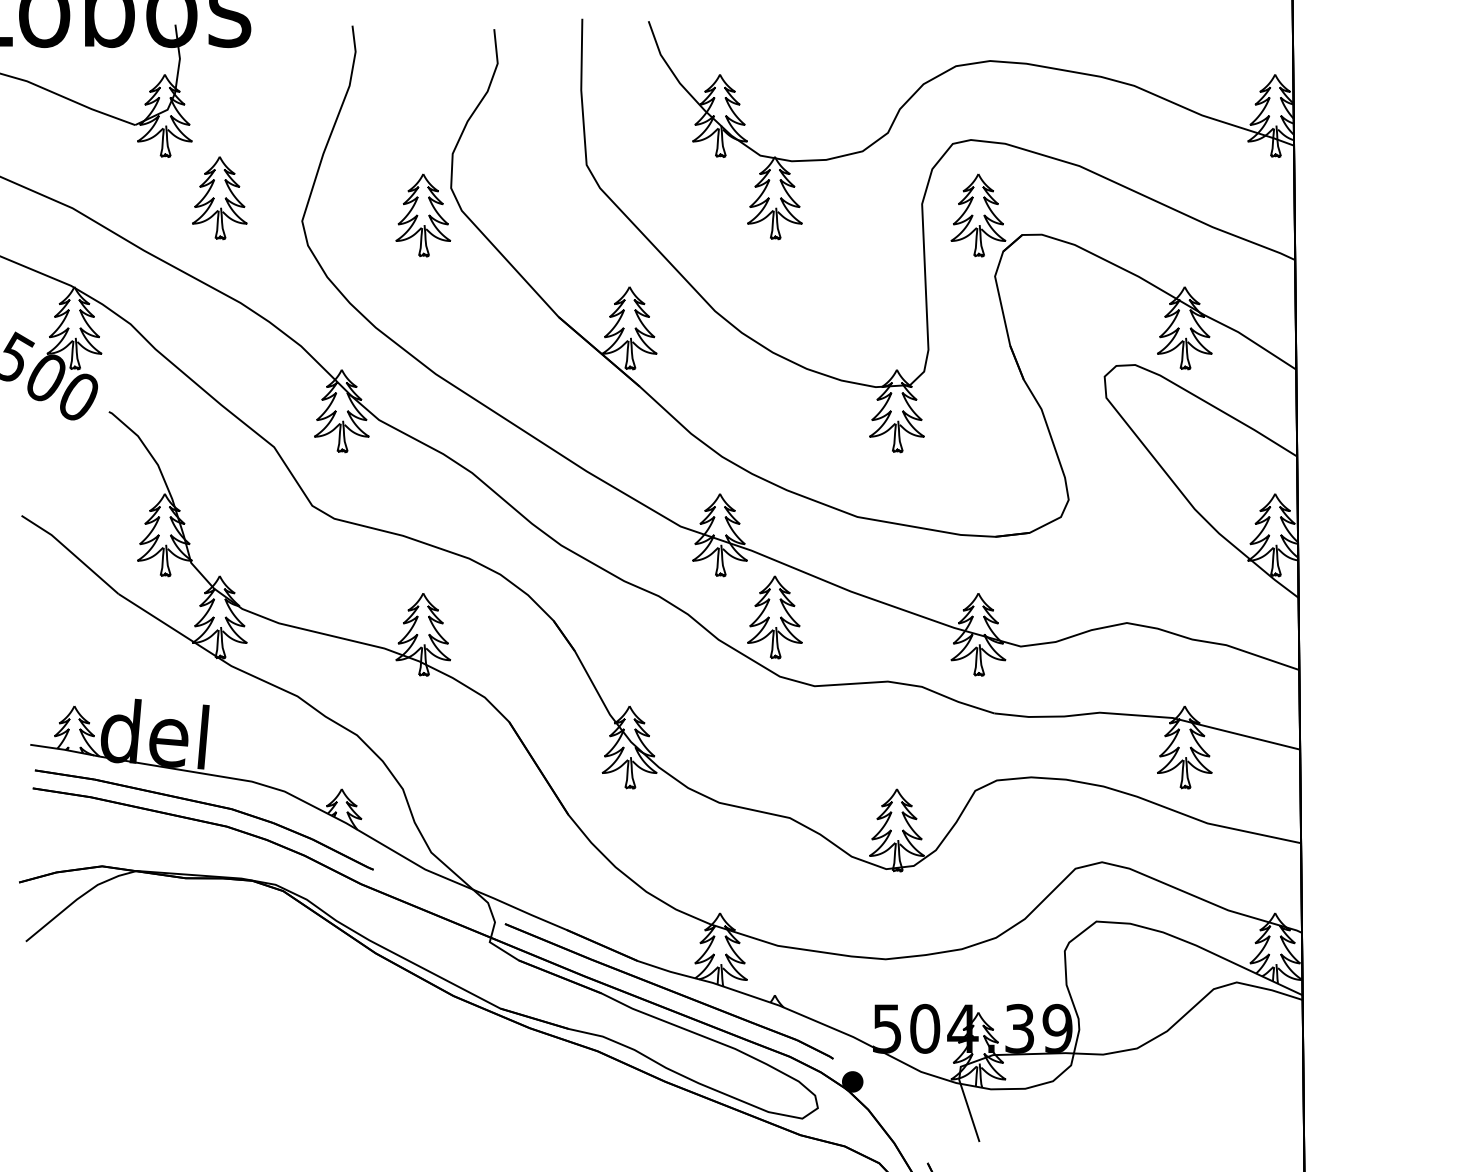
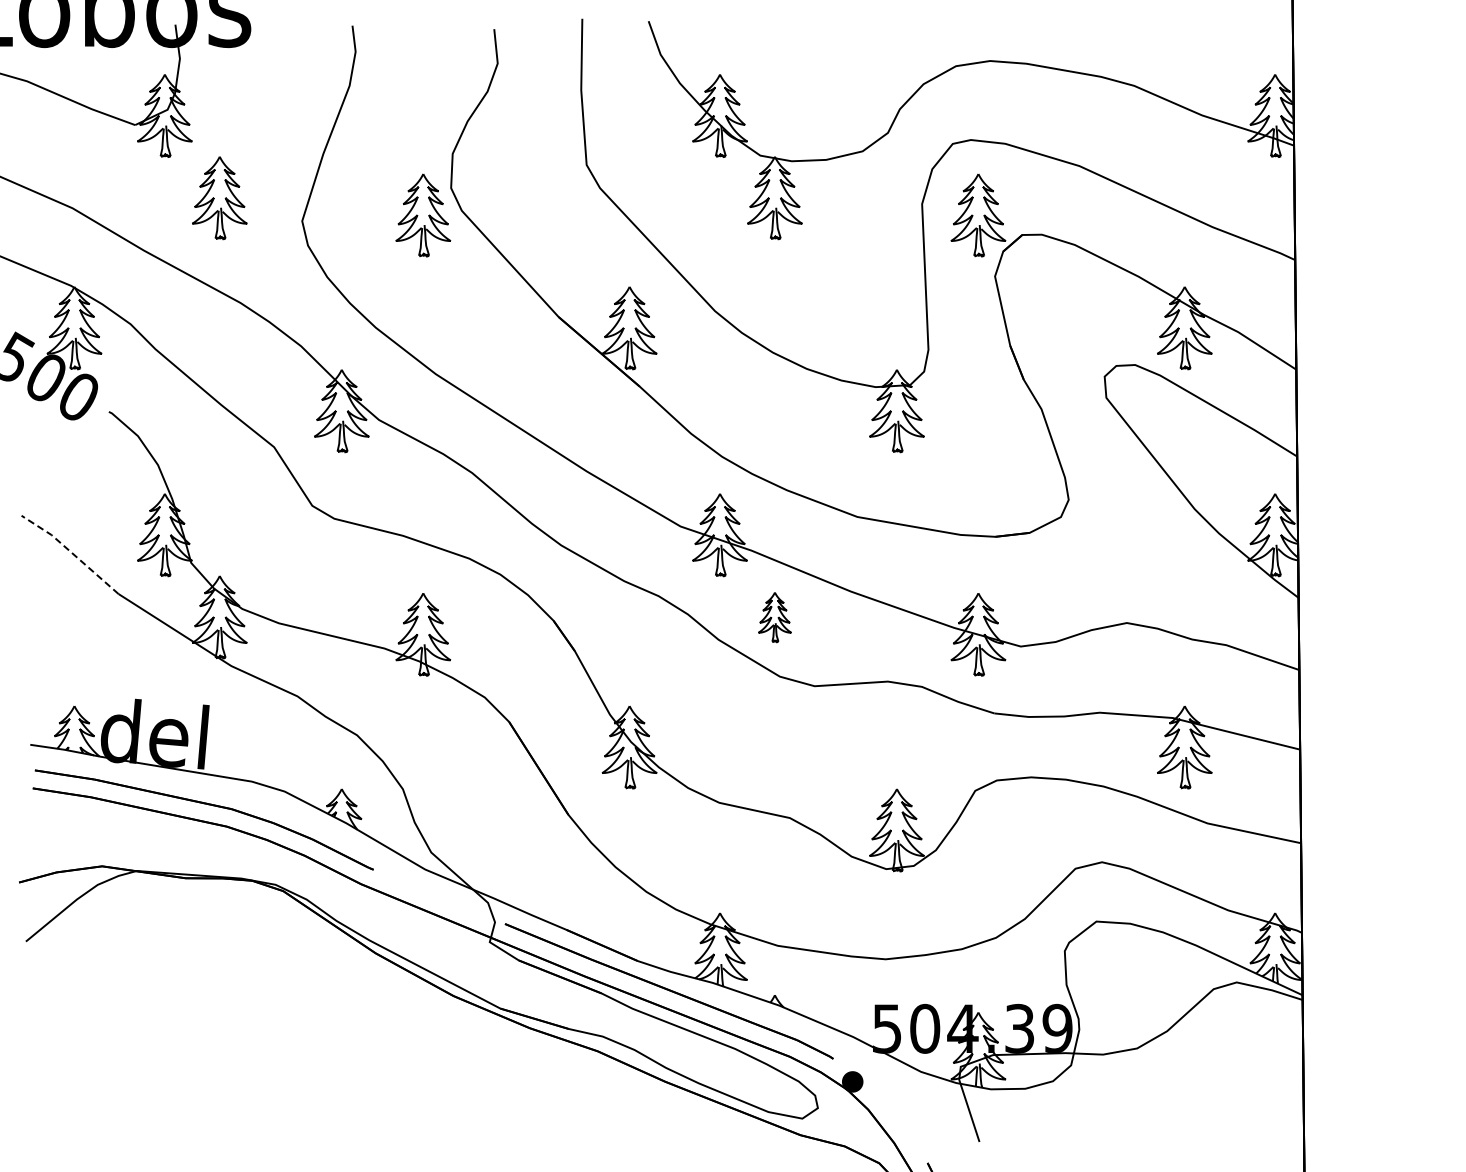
line: solid -> dashed (70, 552)
part size: 56x85 px -> 34x52 px (774, 617)
